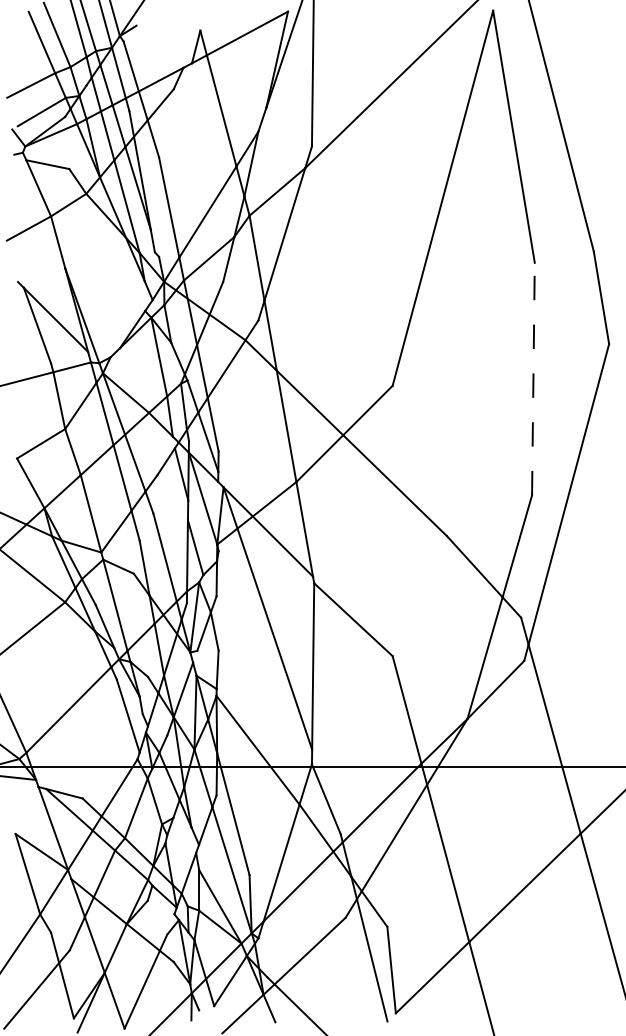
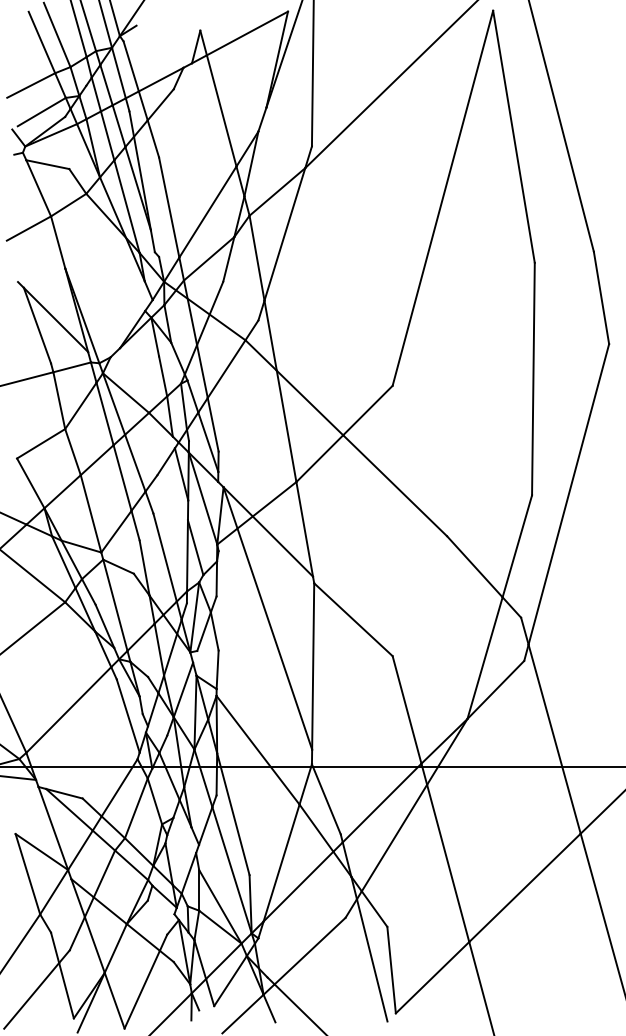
line: dashed -> solid (533, 378)
